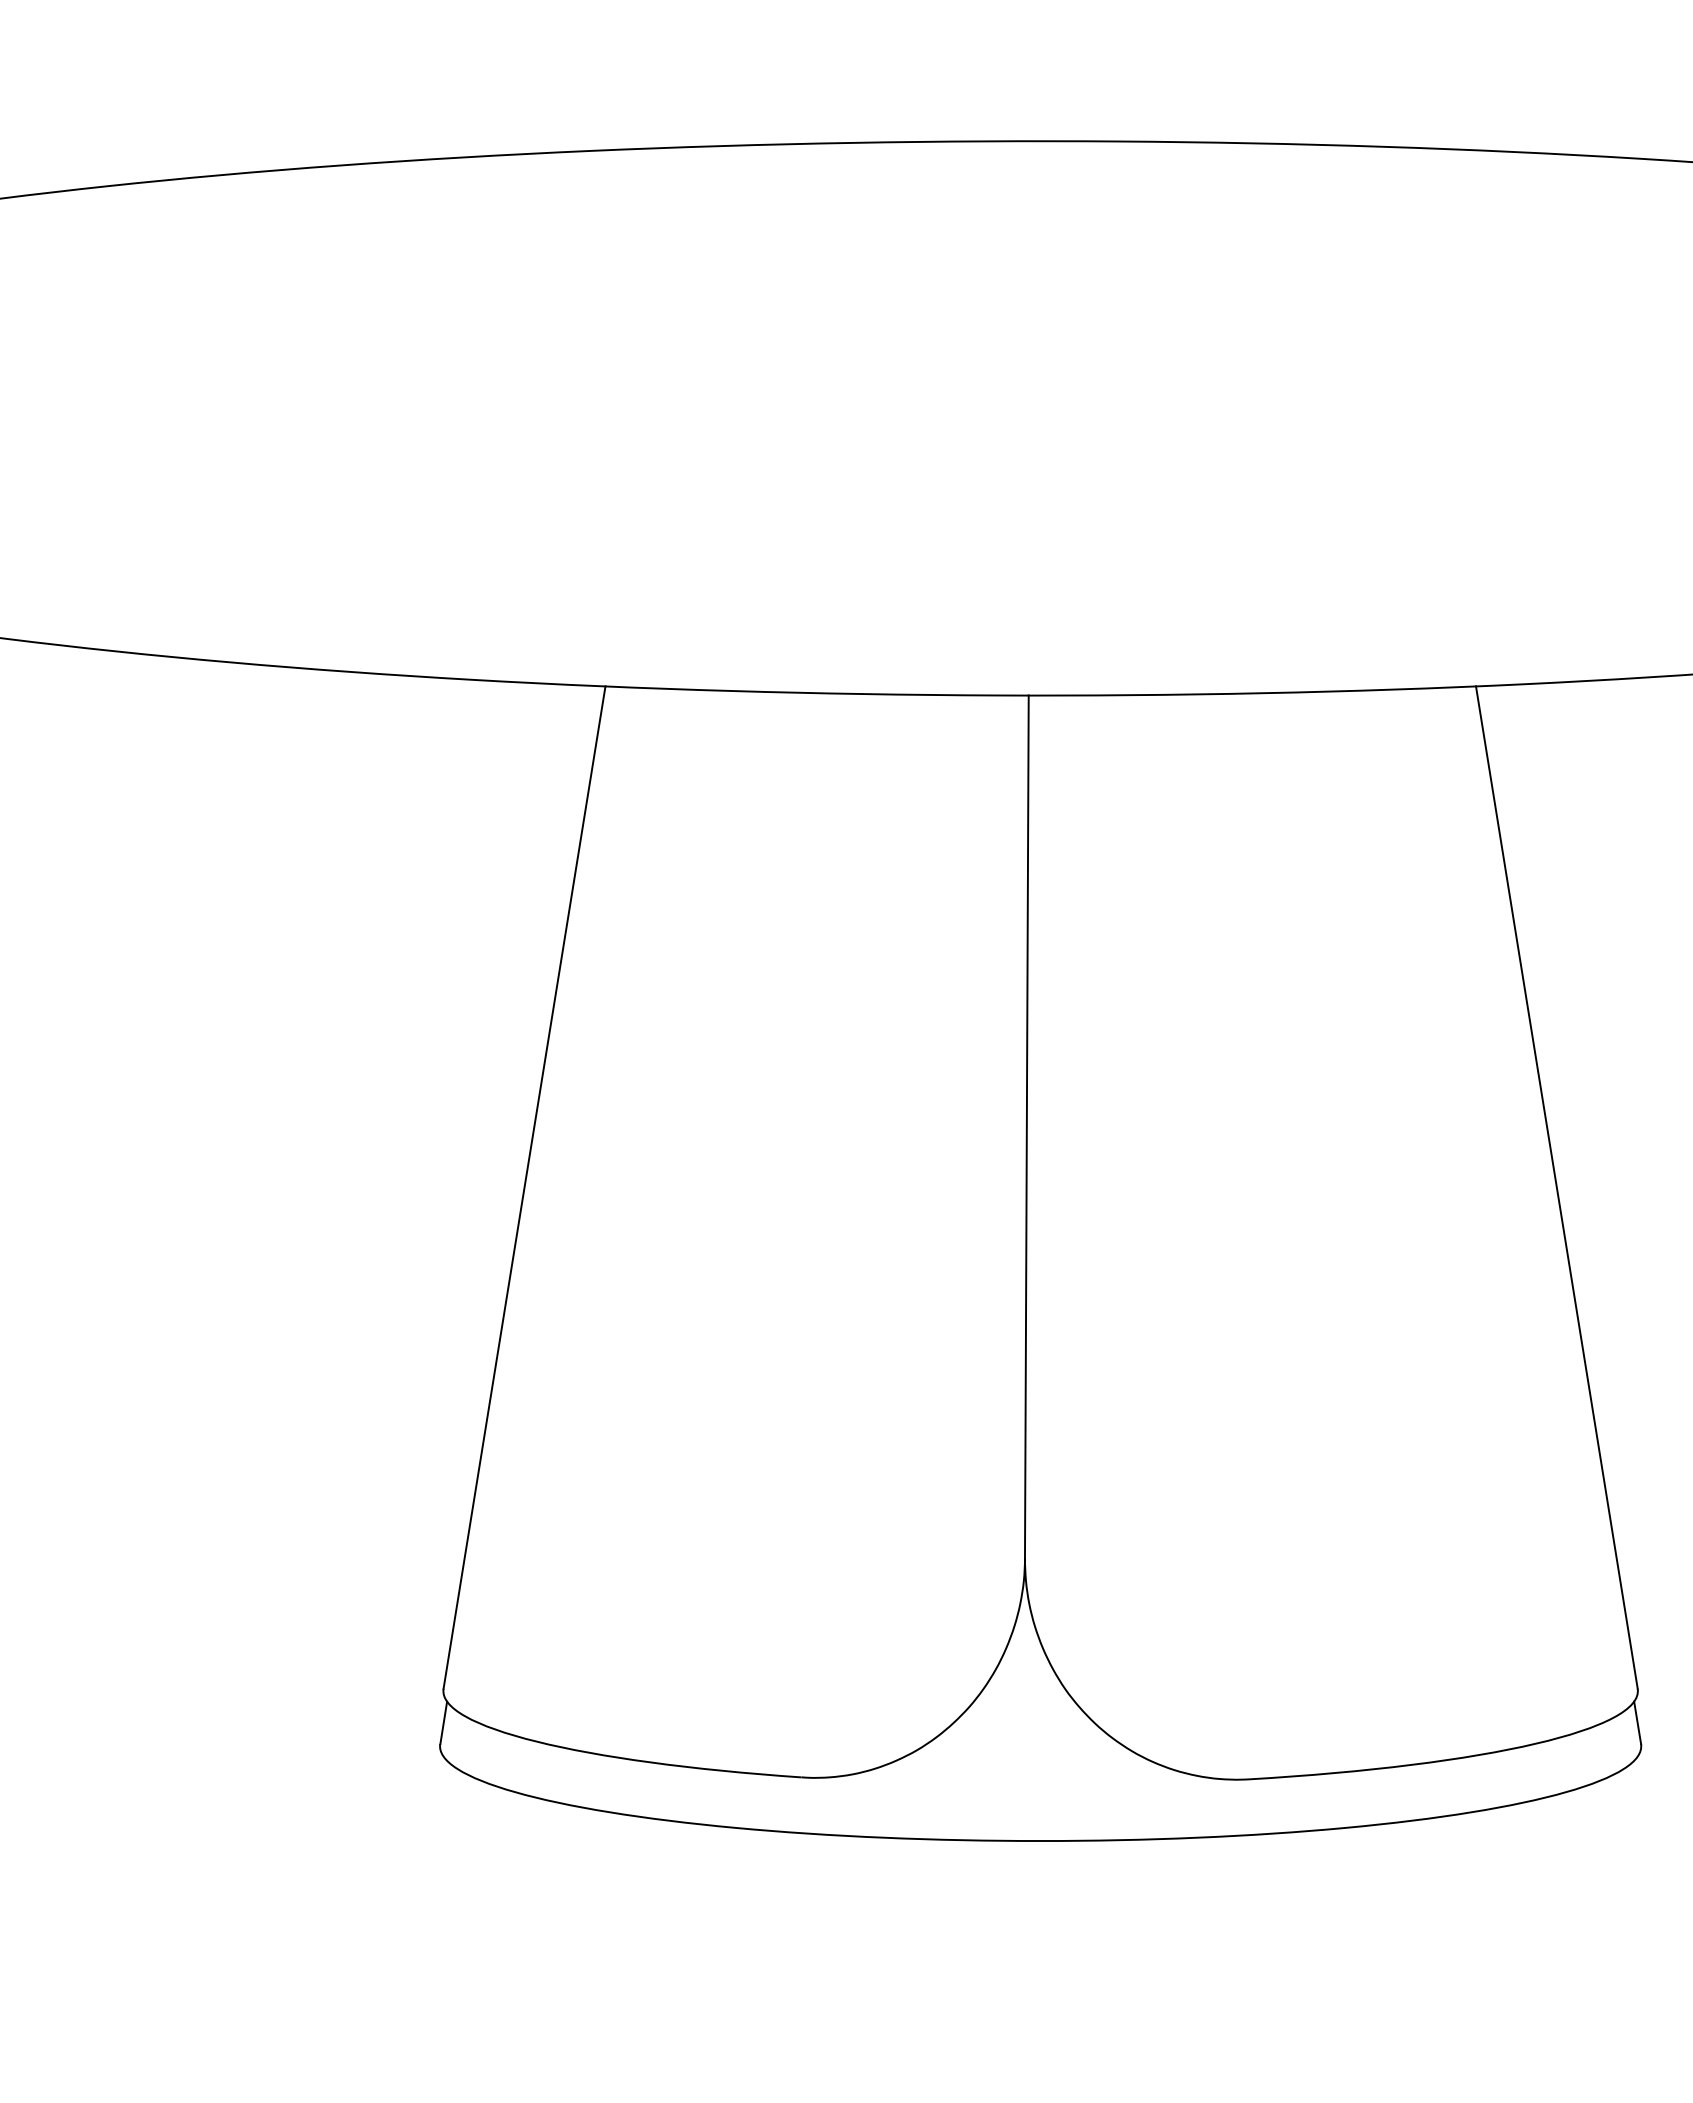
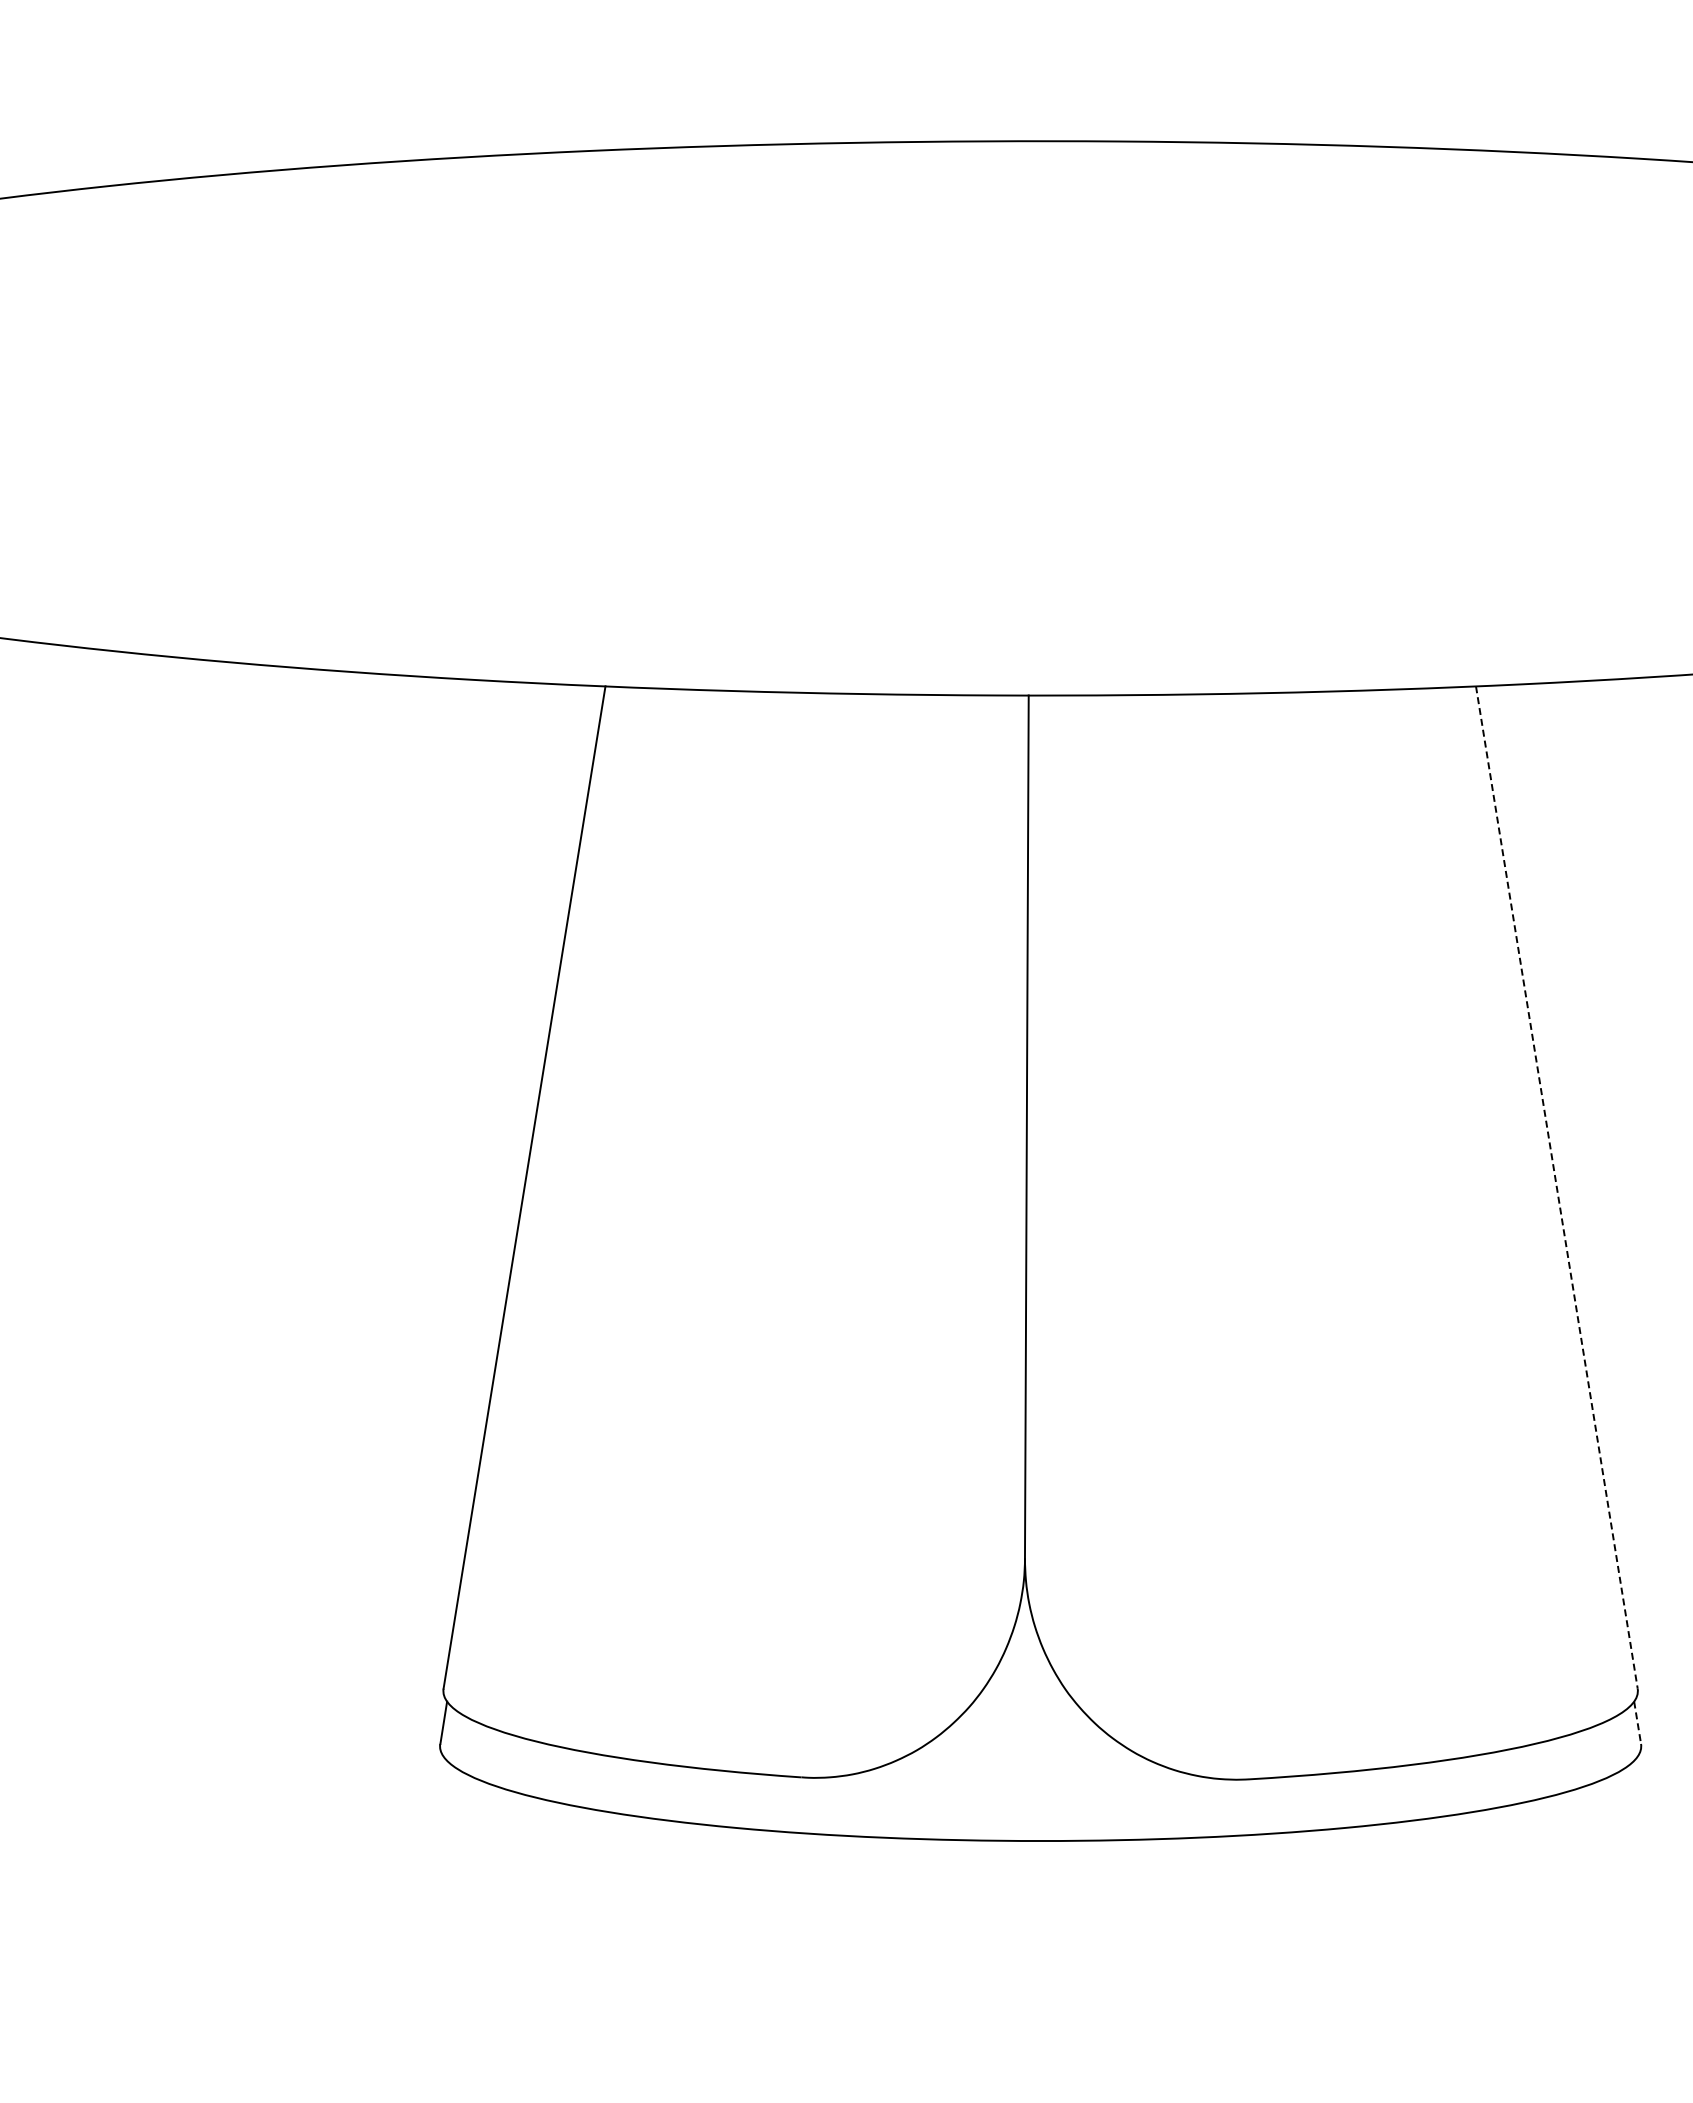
line: solid -> dashed (1556, 1187)
line: solid -> dashed (1637, 1723)
